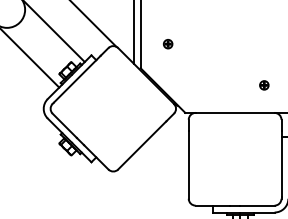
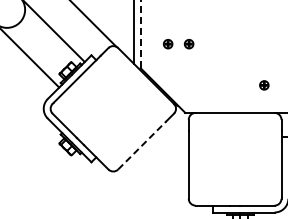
line: solid -> dashed (140, 34)
part: none -> present (189, 44)
line: solid -> dashed (142, 145)
